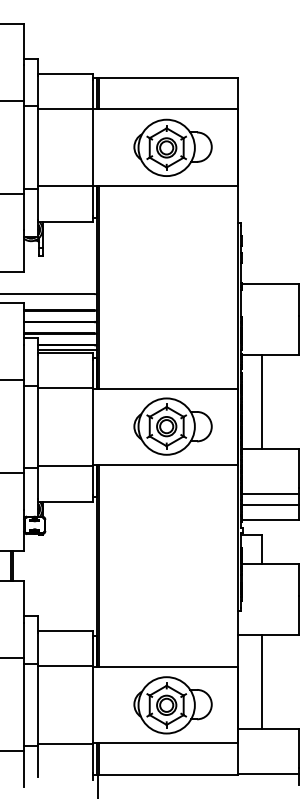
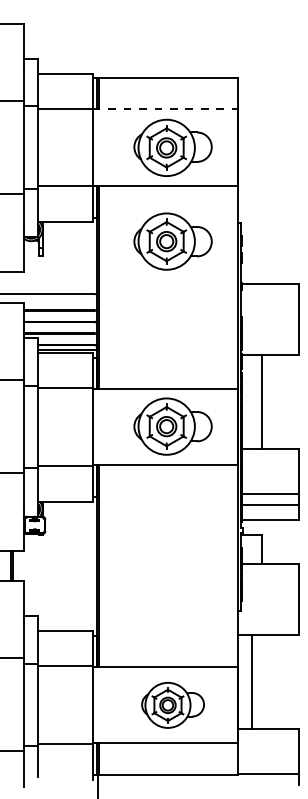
line: solid -> dashed (165, 109)
part: none -> present (172, 241)
line position: (262, 681) -> (252, 681) (252, 681)
part size: 80x59 px -> 64x47 px (172, 705)
